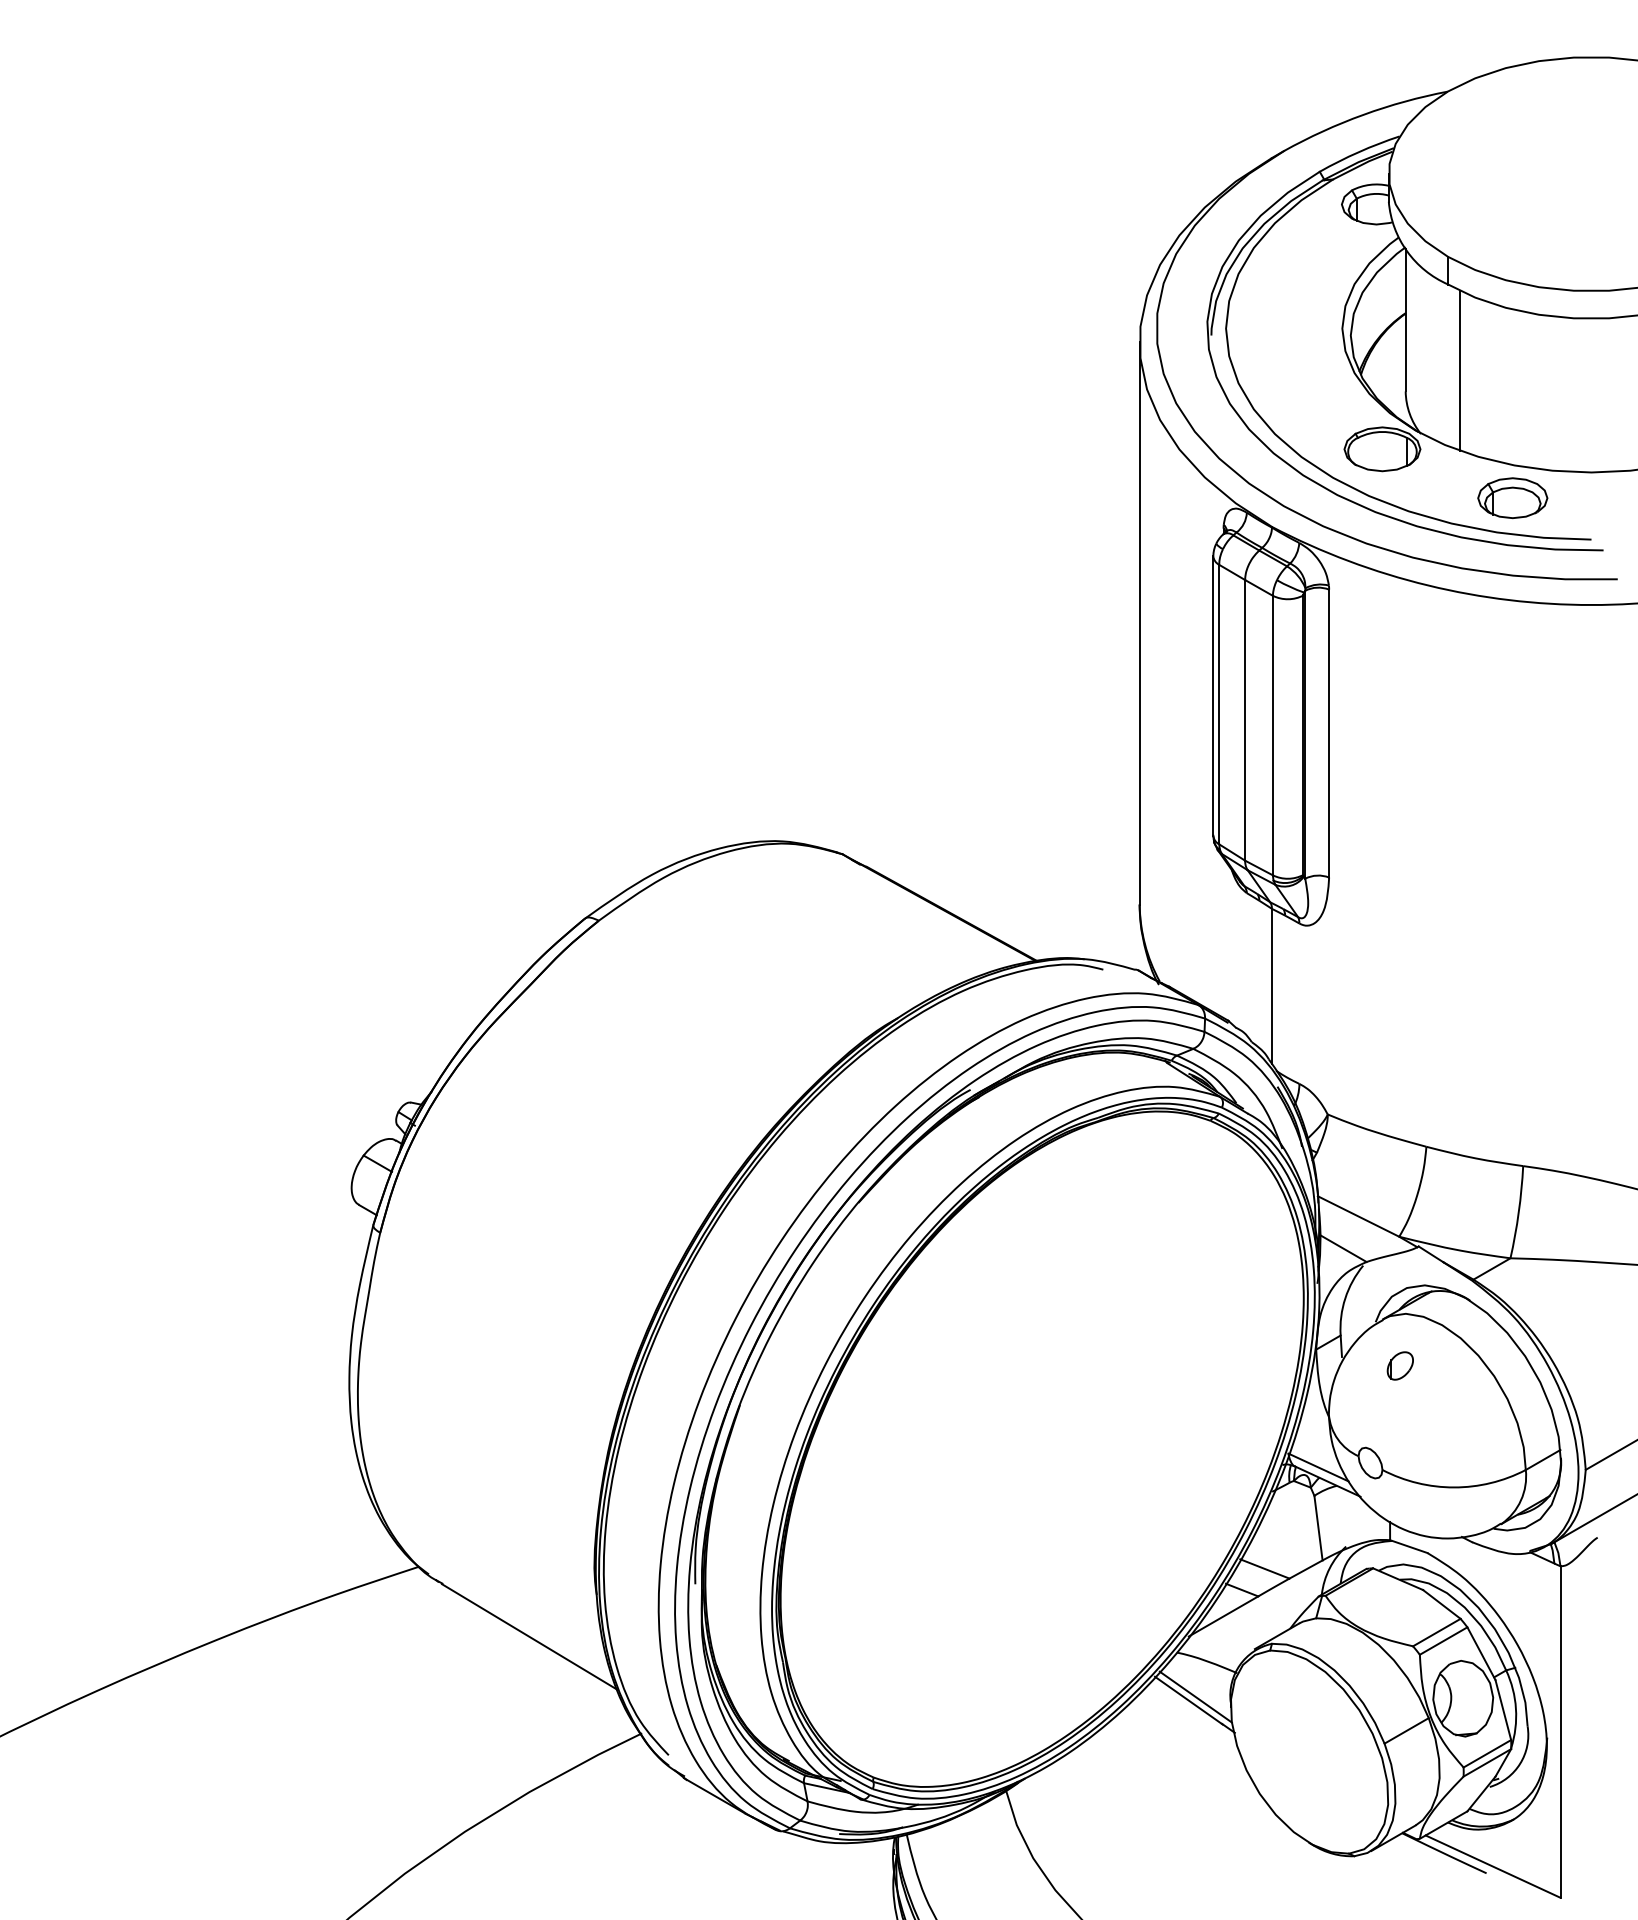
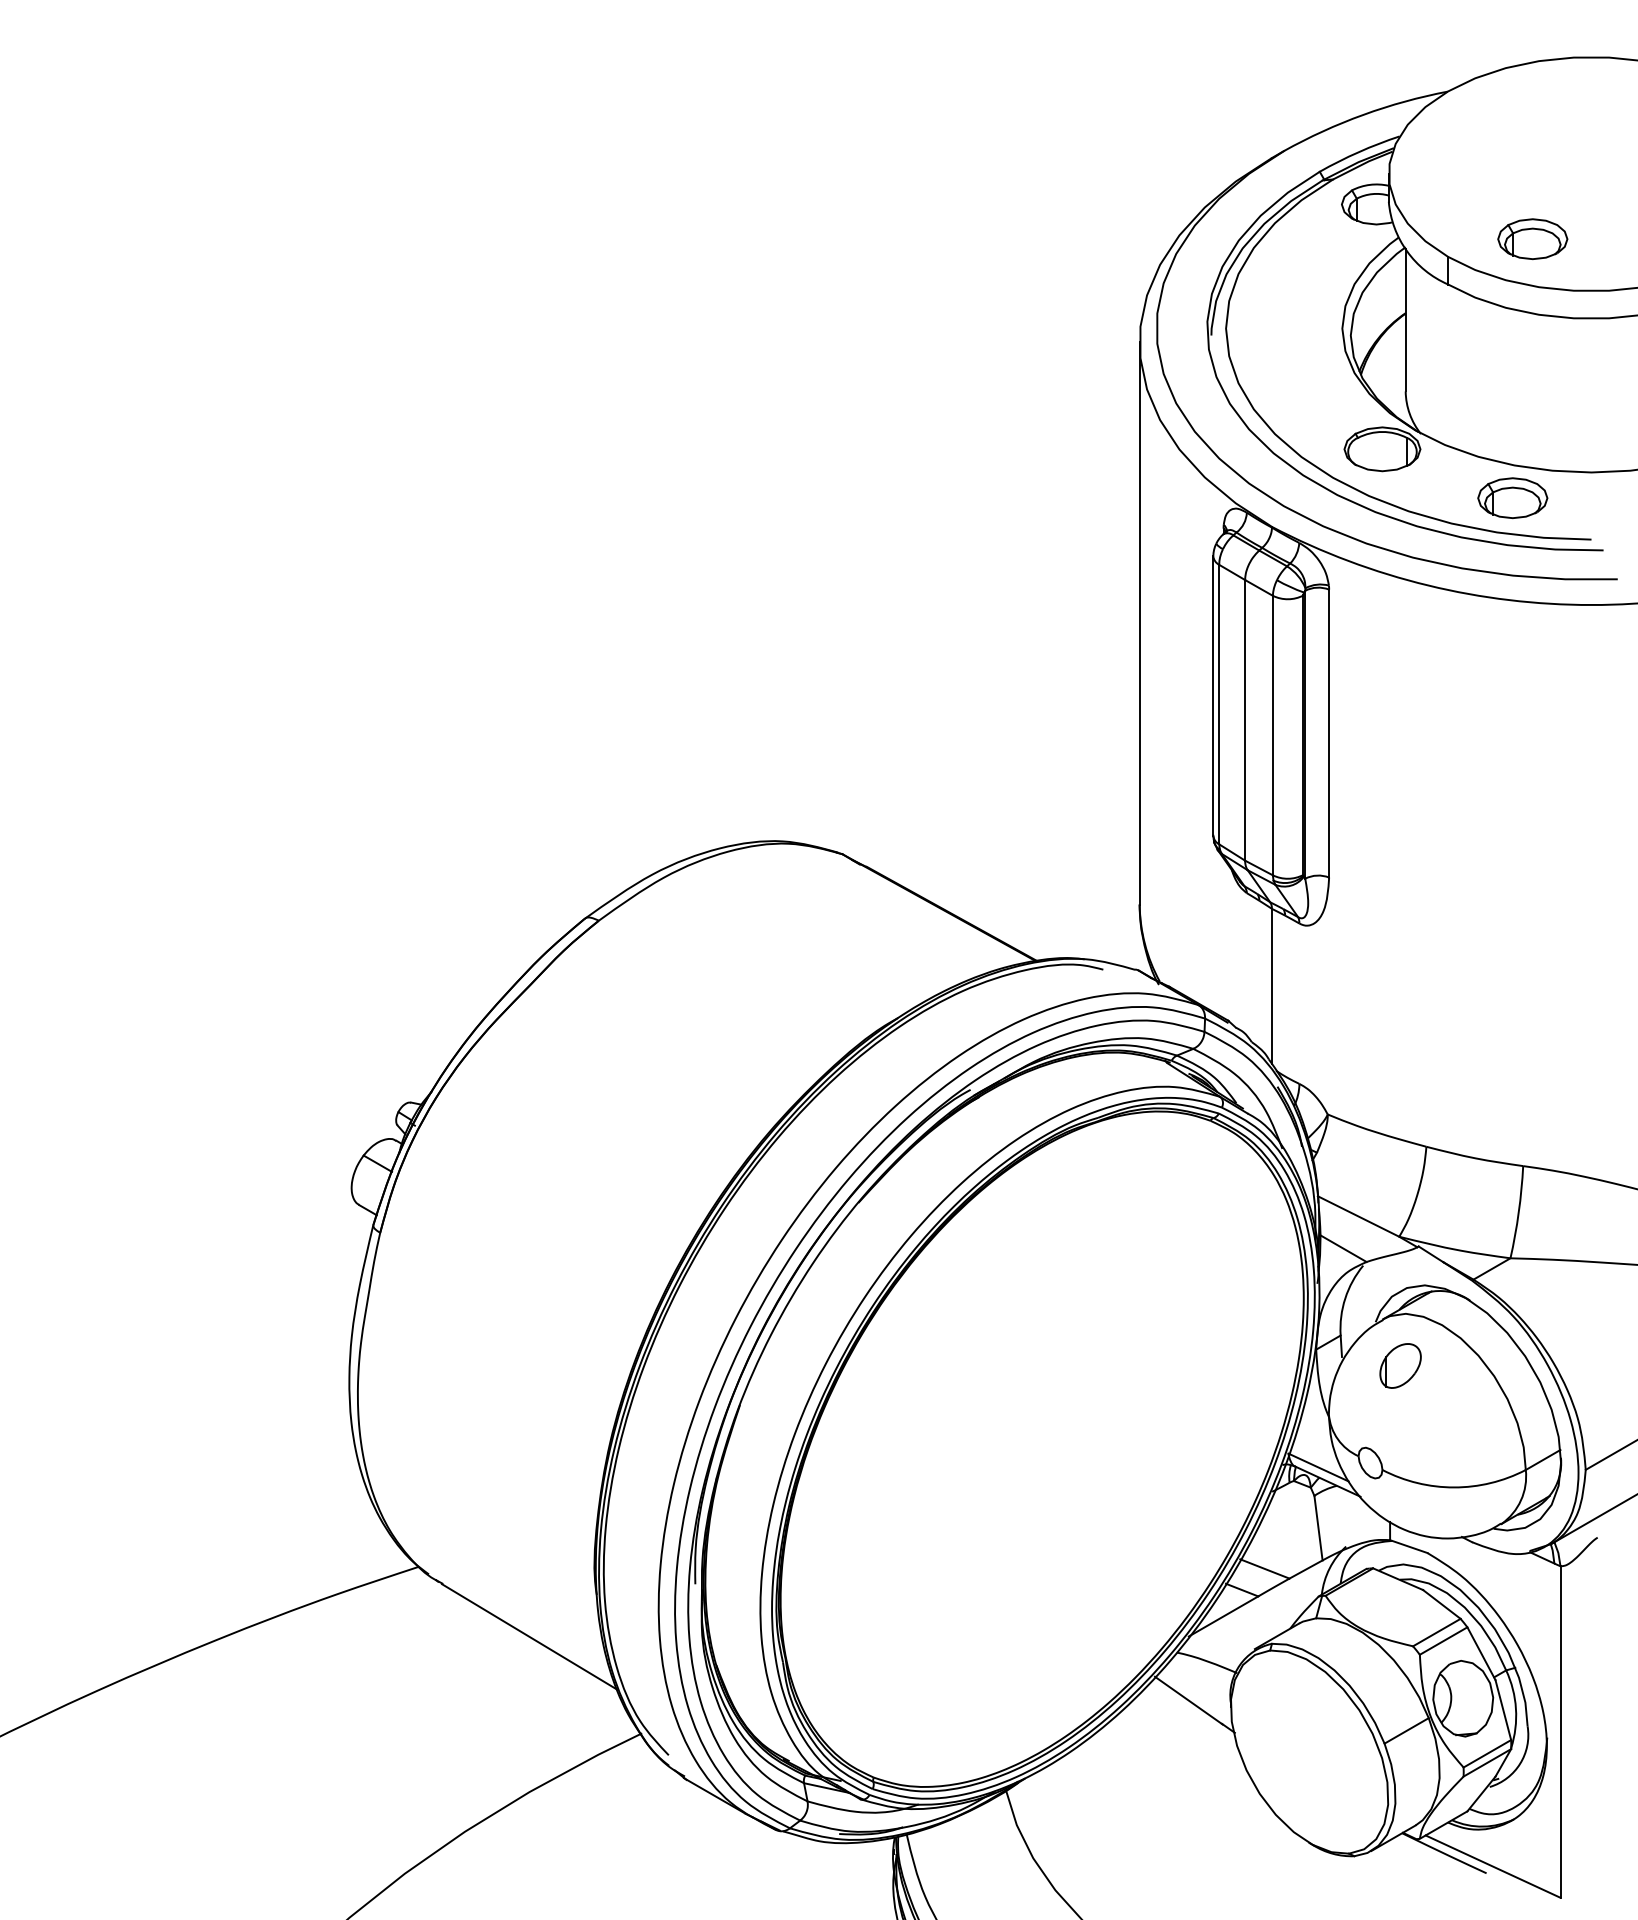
part: none -> present (1532, 239)
line: present -> none (1460, 370)
part size: 28x30 px -> 43x46 px (1400, 1365)
line: present -> none (1195, 1696)
